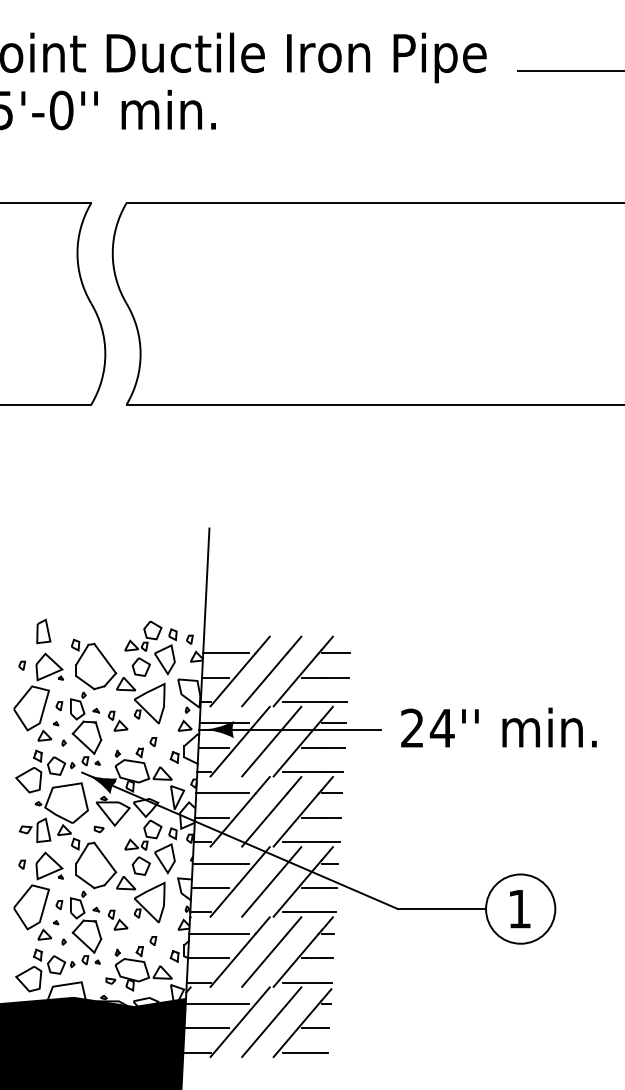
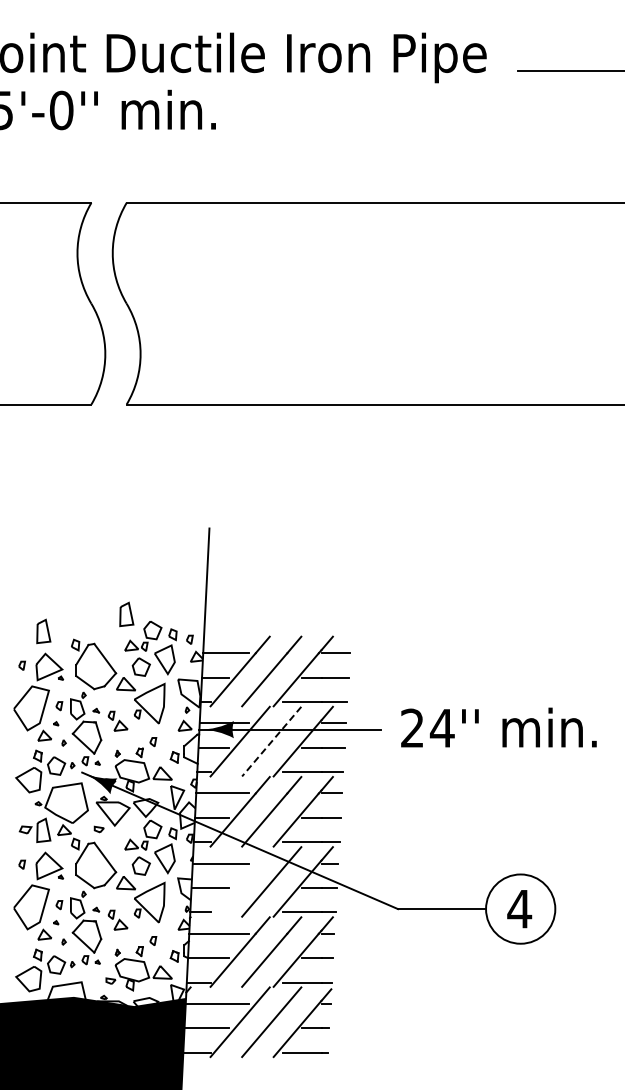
part: none -> present (126, 614)
line: solid -> dashed (271, 741)
line: present -> none (239, 881)
text: 1 -> 4 (519, 909)
